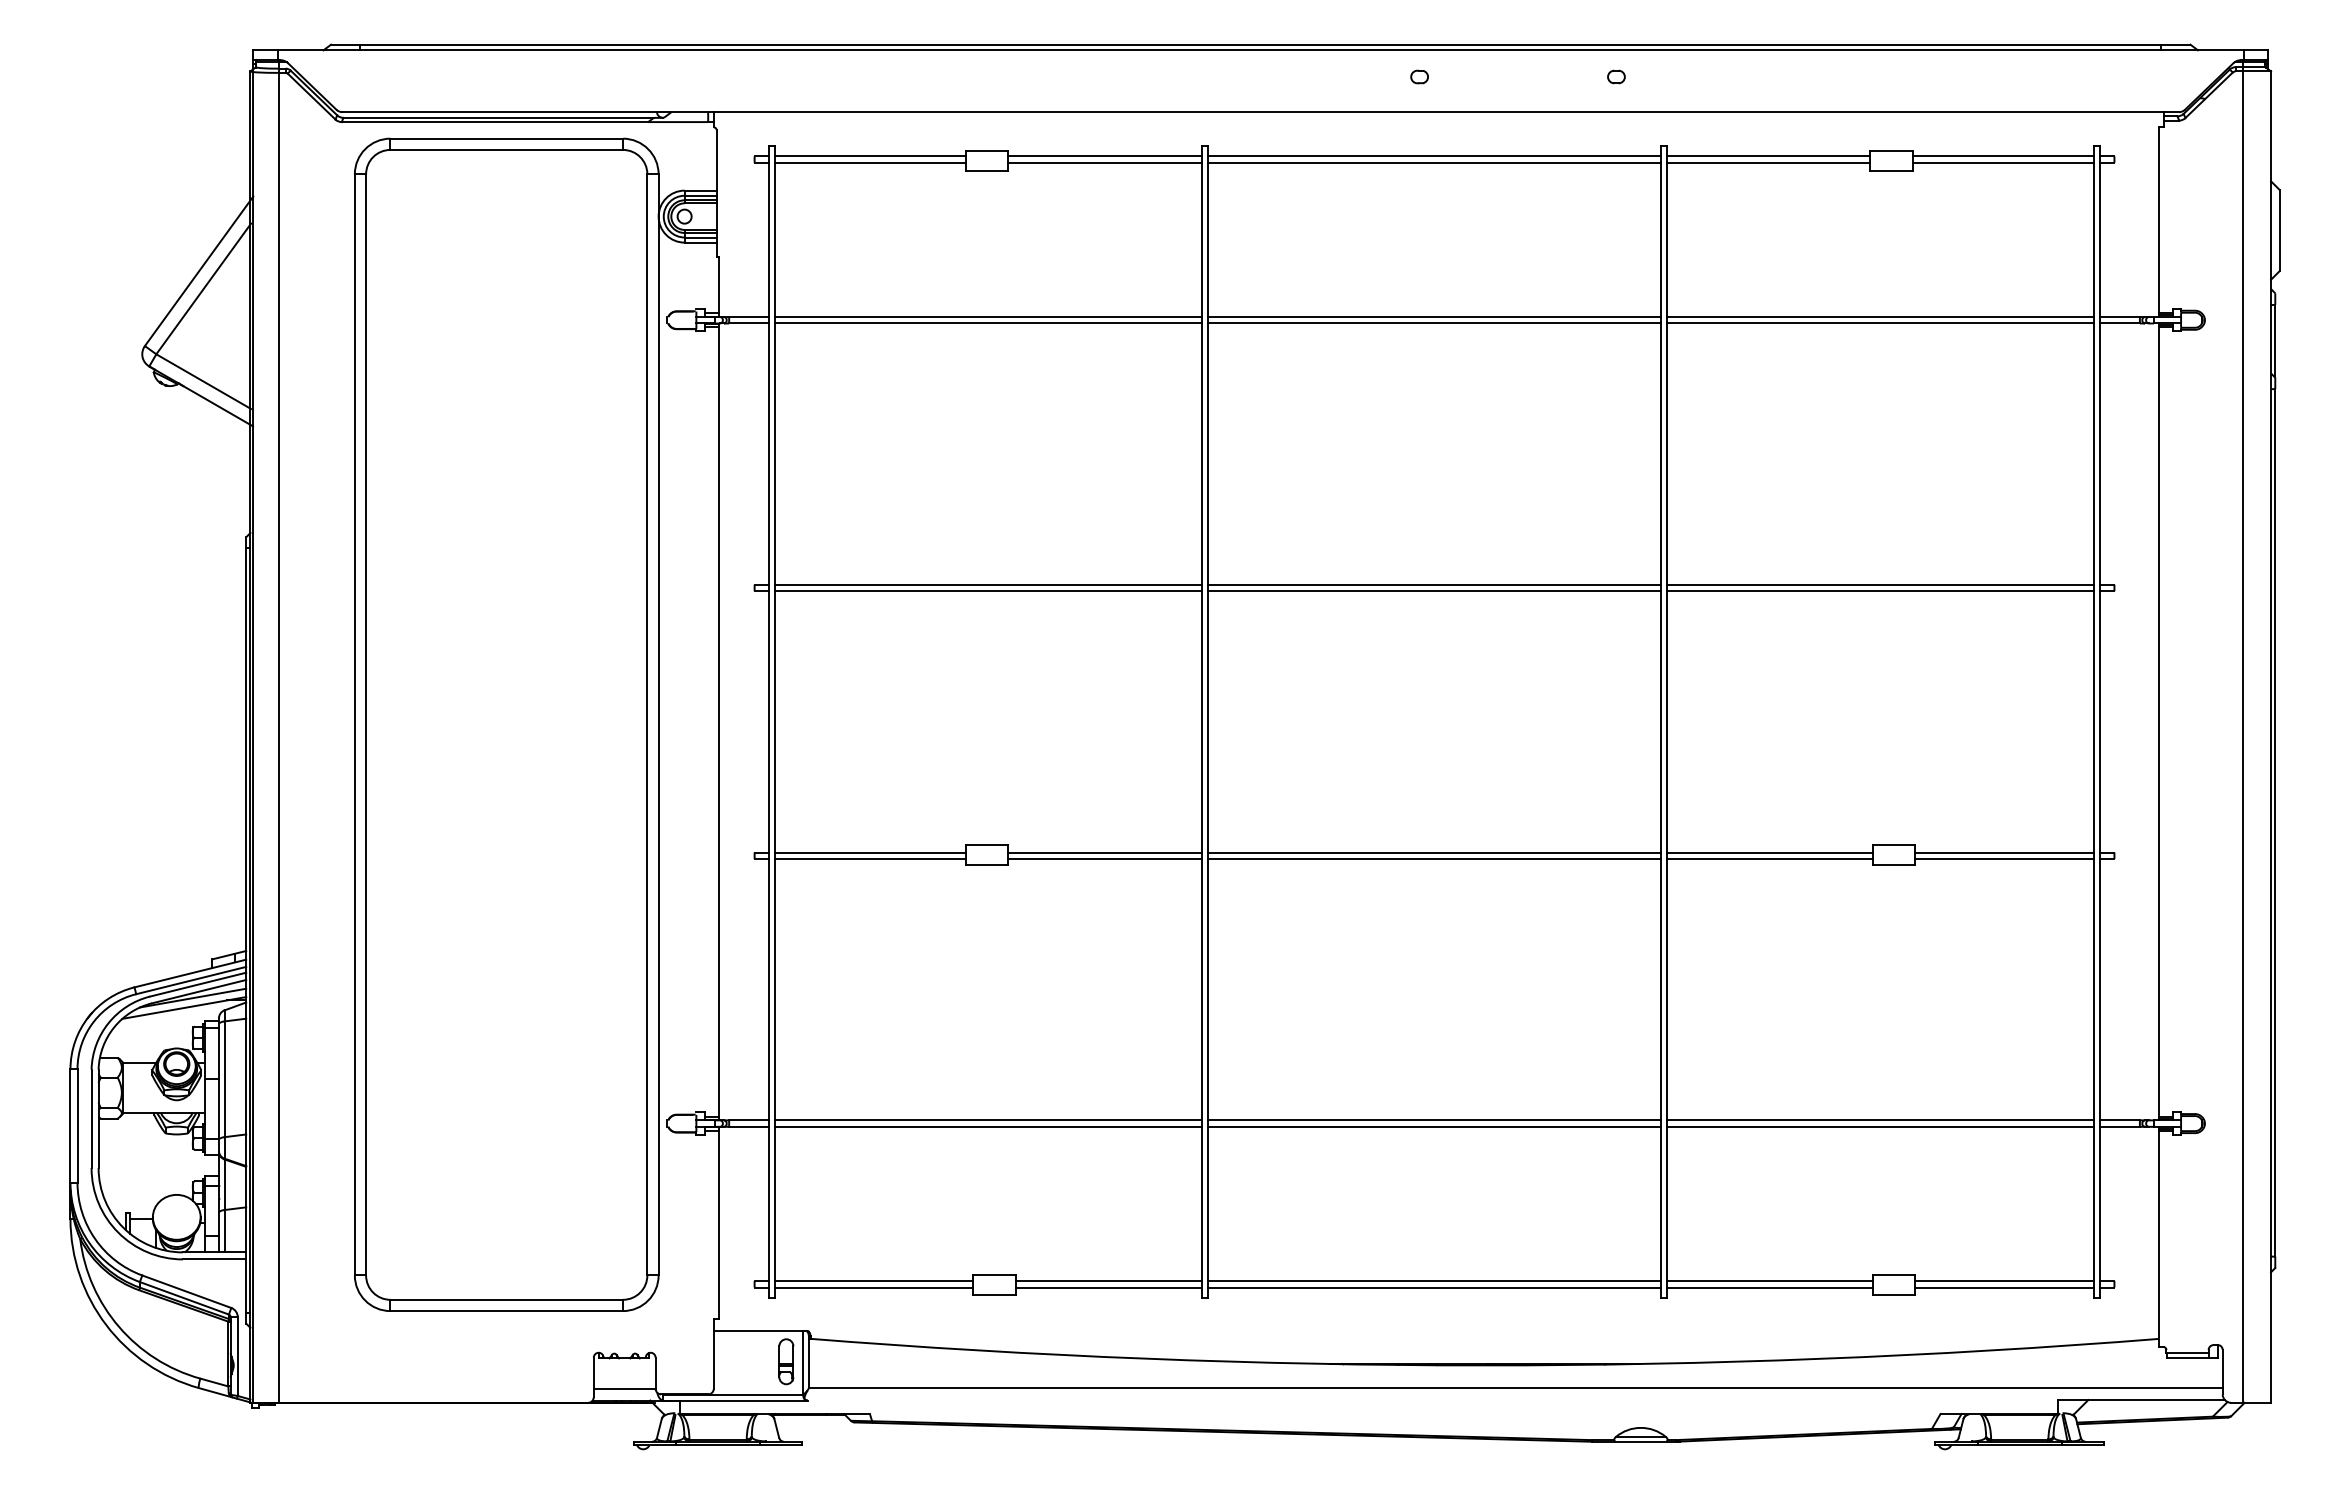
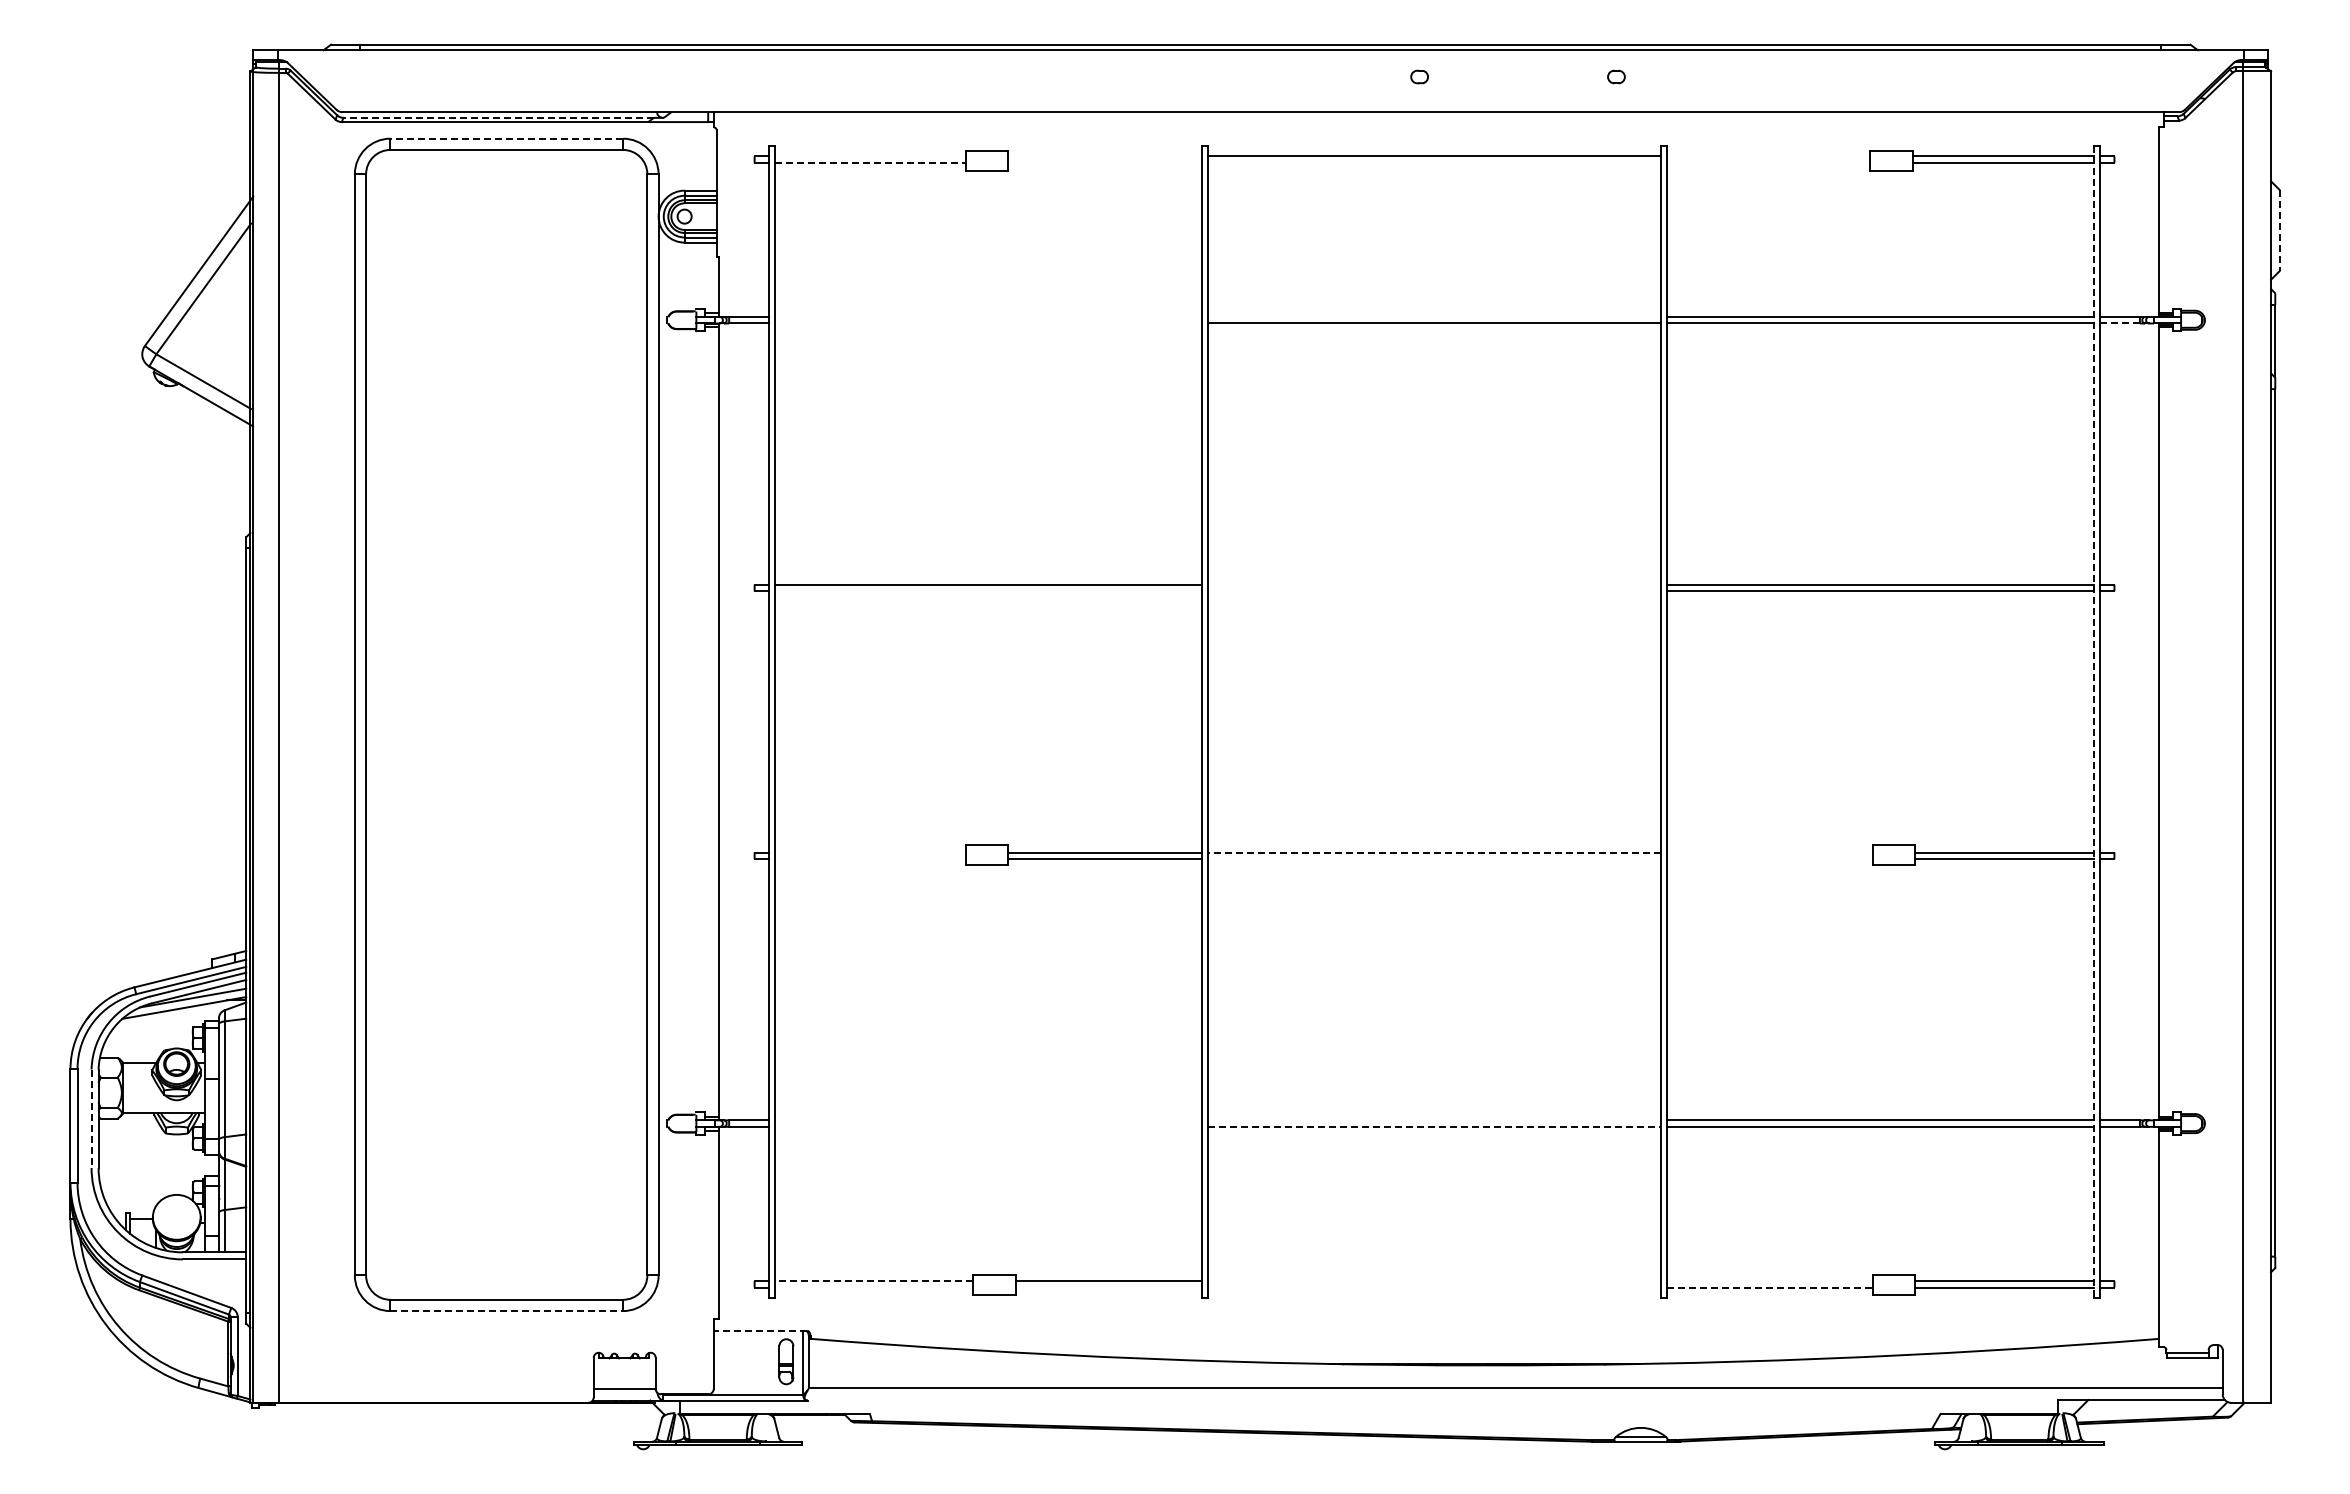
line: solid -> dashed (498, 117)
line: solid -> dashed (506, 138)
line: present -> none (870, 156)
line: present -> none (1104, 156)
line: present -> none (1768, 156)
line: solid -> dashed (870, 162)
line: present -> none (1104, 162)
line: present -> none (1434, 162)
line: present -> none (1768, 162)
line: solid -> dashed (2279, 230)
line: present -> none (988, 317)
line: present -> none (1434, 317)
line: present -> none (988, 323)
line: solid -> dashed (2120, 323)
line: present -> none (1434, 584)
line: present -> none (988, 591)
line: present -> none (1434, 591)
line: solid -> dashed (2093, 722)
line: present -> none (870, 852)
line: solid -> dashed (1434, 852)
line: present -> none (1769, 852)
line: present -> none (870, 859)
line: present -> none (1434, 859)
line: present -> none (1769, 859)
line: solid -> dashed (91, 1119)
line: present -> none (988, 1120)
line: present -> none (1434, 1120)
line: present -> none (988, 1126)
line: solid -> dashed (1435, 1126)
line: solid -> dashed (873, 1281)
line: present -> none (1434, 1281)
line: present -> none (1769, 1281)
line: present -> none (874, 1287)
line: present -> none (1108, 1287)
line: present -> none (1434, 1287)
line: solid -> dashed (1770, 1287)
line: solid -> dashed (507, 1311)
line: solid -> dashed (760, 1330)
